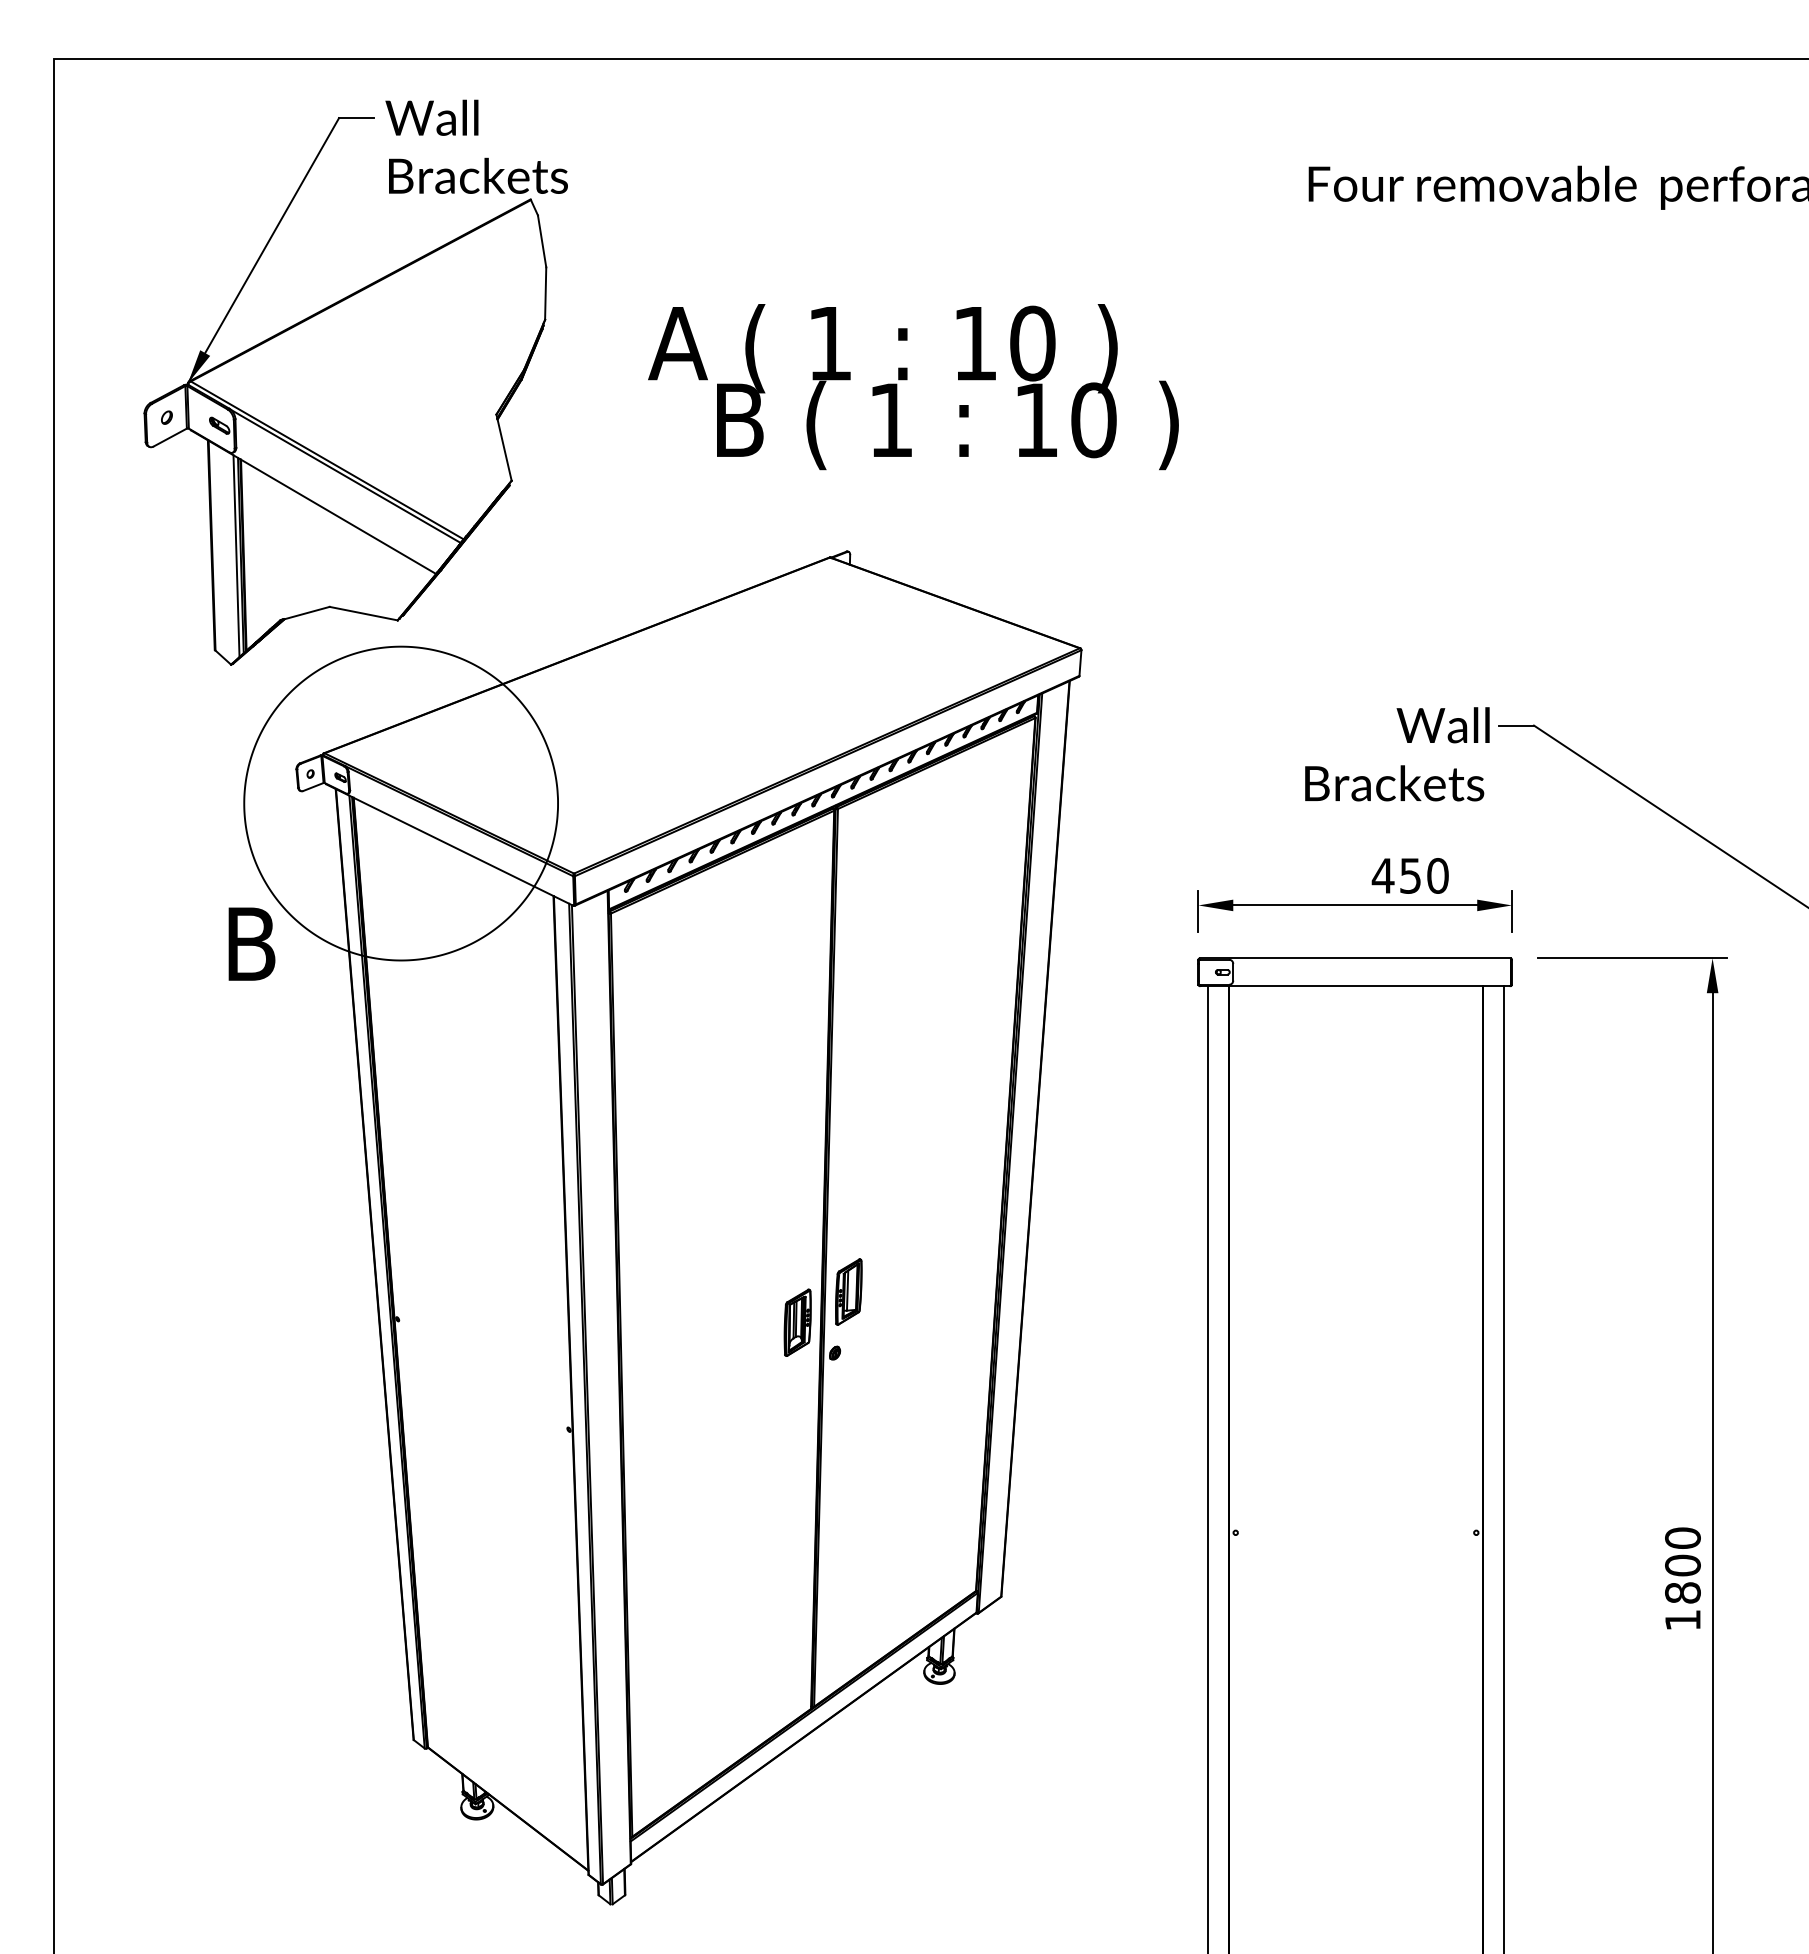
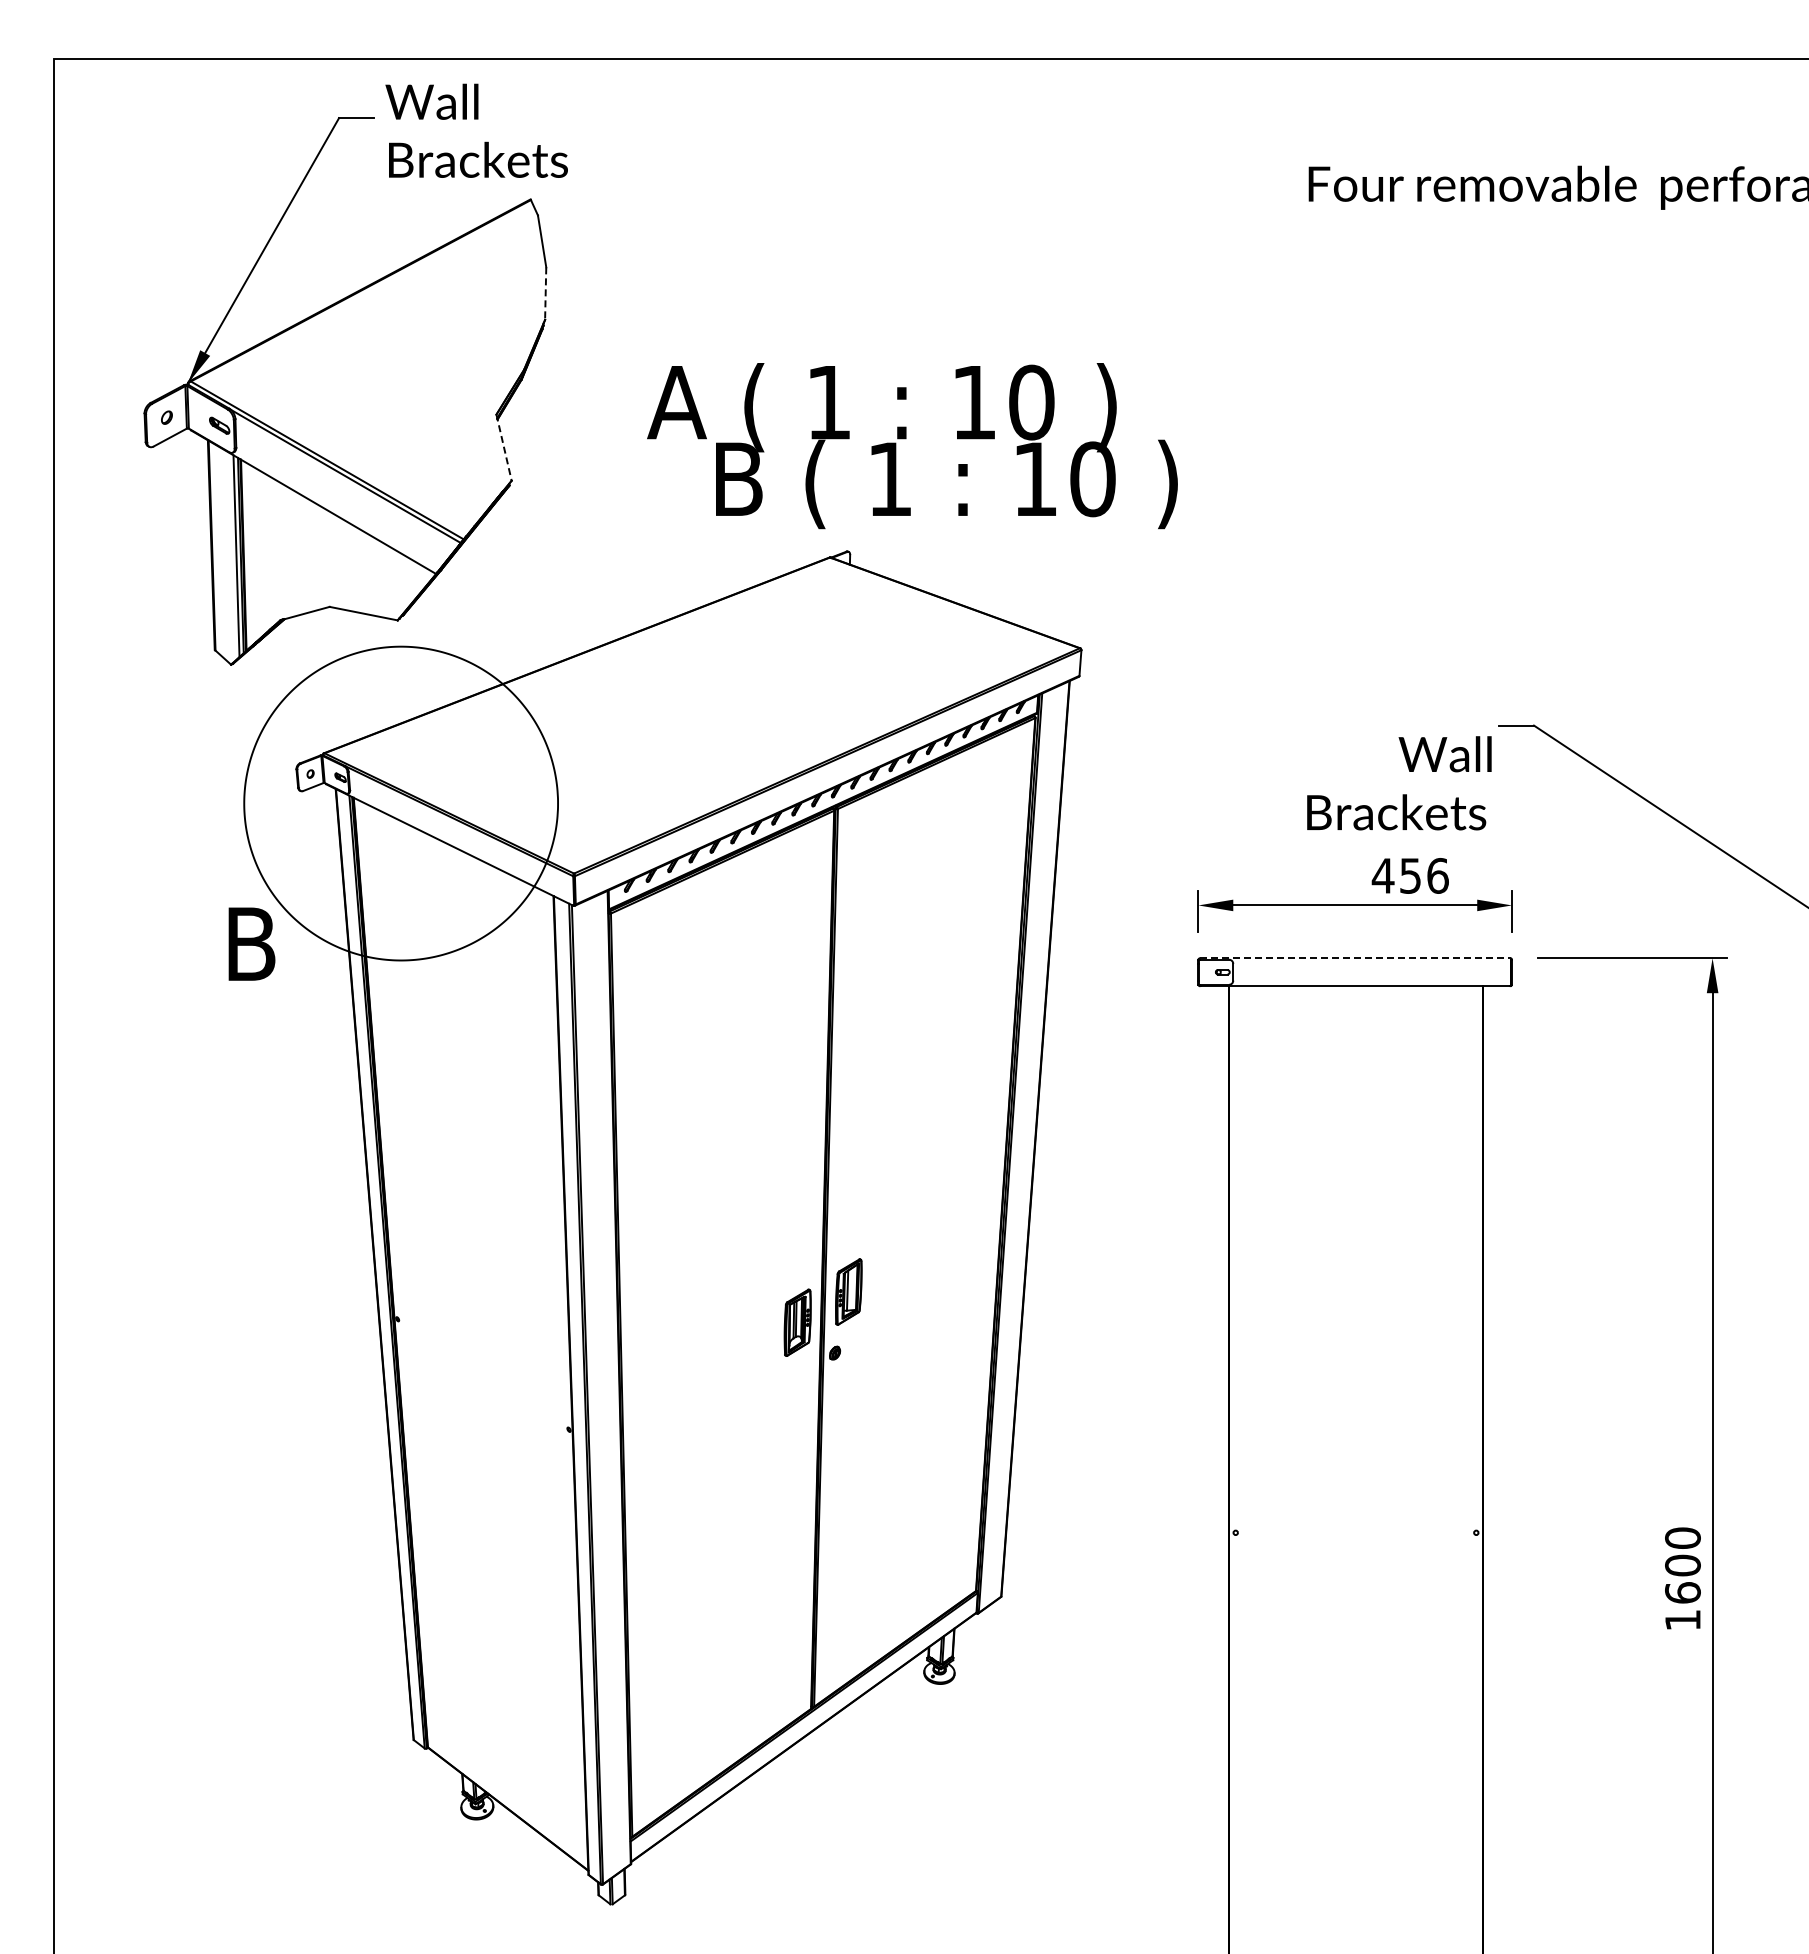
text position: (476, 146) -> (476, 130) (476, 130)
line: solid -> dashed (545, 294)
text position: (913, 387) -> (912, 446) (912, 446)
line: solid -> dashed (504, 447)
text position: (1397, 754) -> (1399, 783) (1399, 783)
text: 450 -> 456 (1437, 875)
line: solid -> dashed (1355, 958)
line: present -> none (1208, 1468)
line: present -> none (1503, 1468)
text: 1800 -> 1600 (1682, 1592)
